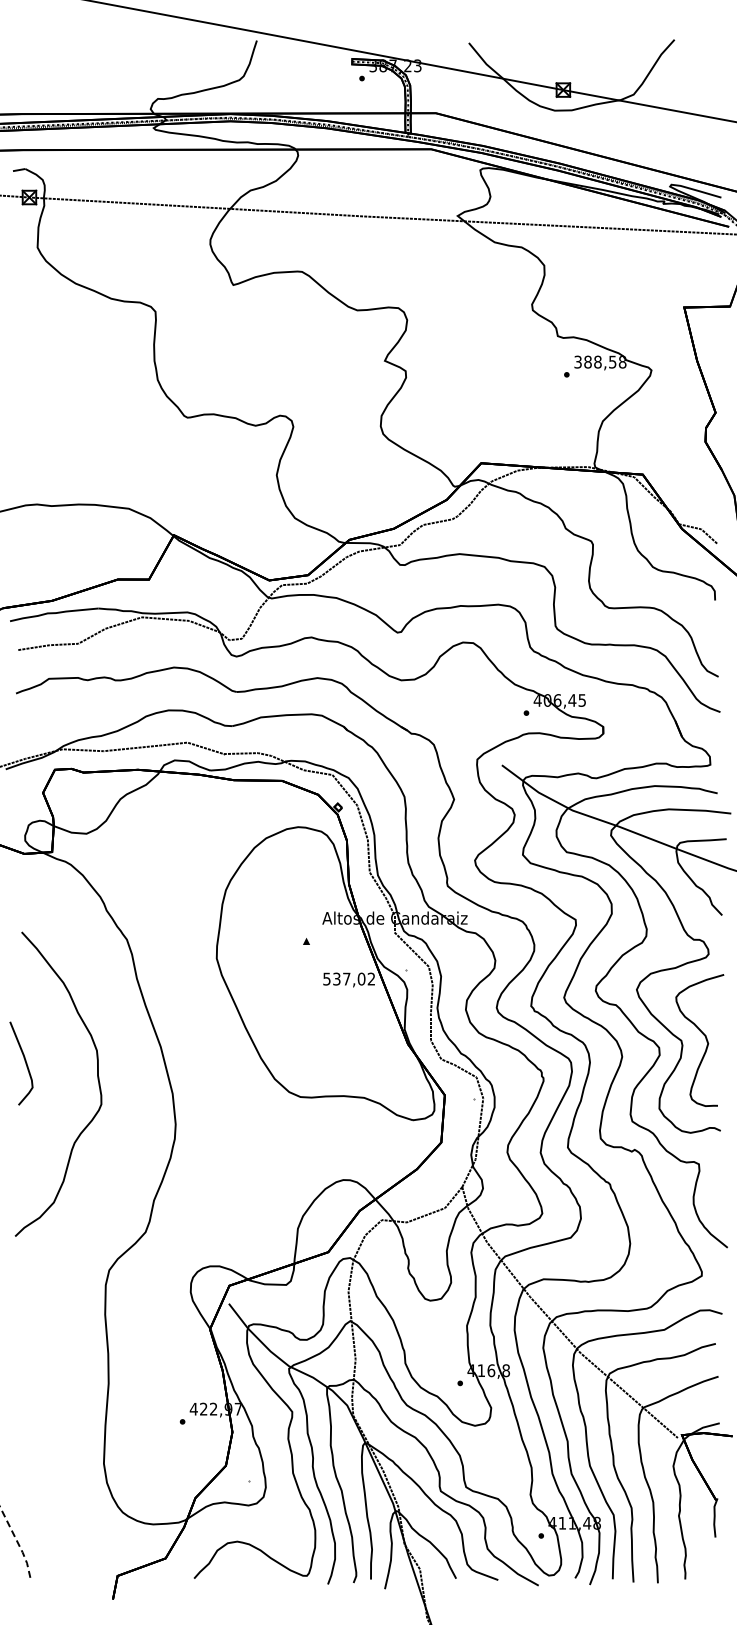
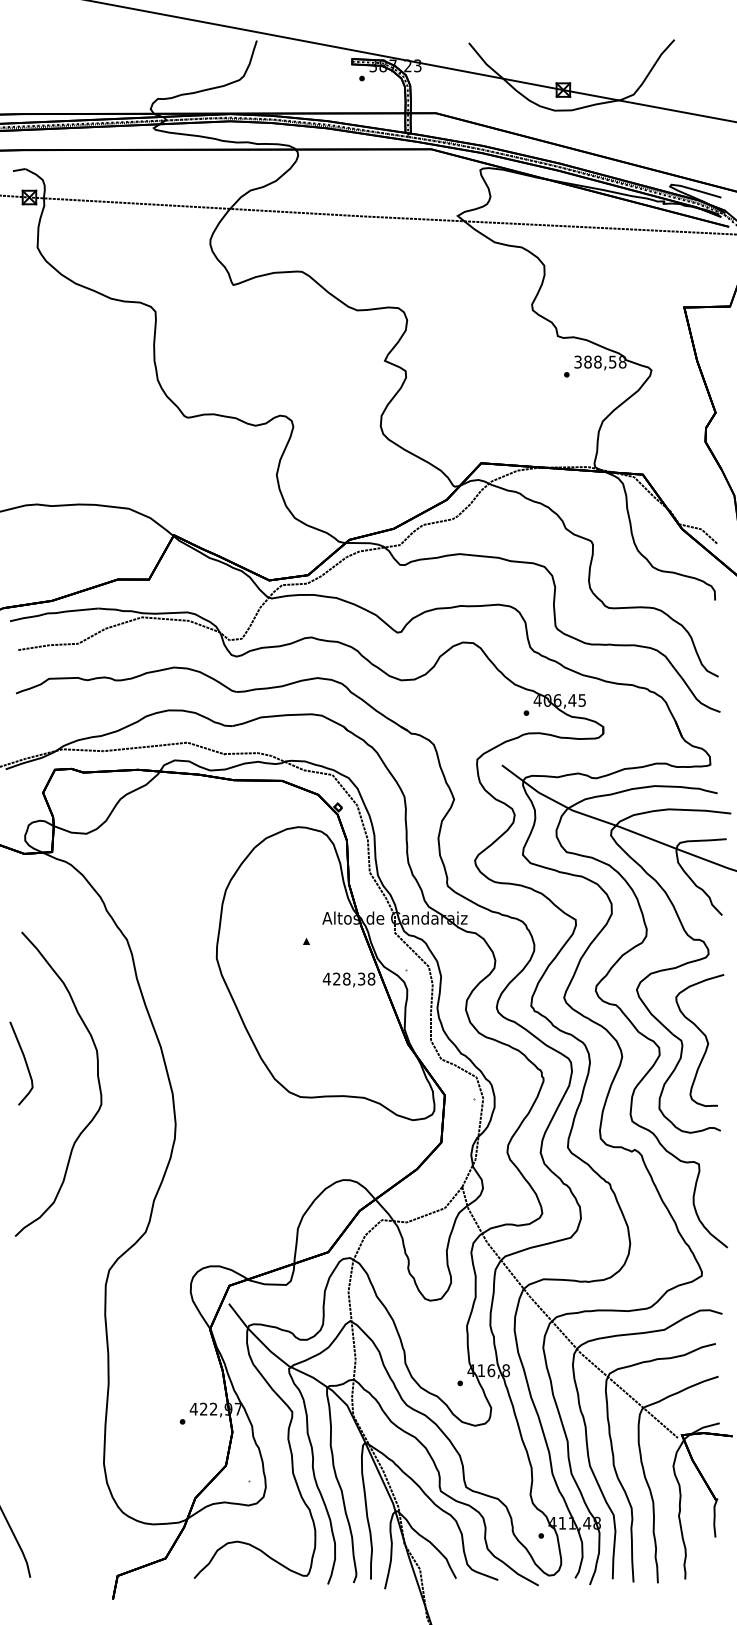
text: 537,02 -> 428,38 (348, 978)
line: dashed -> solid (17, 1542)
